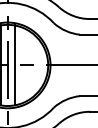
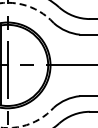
arc: solid -> dashed (2, 3)
line: present -> none (14, 65)
